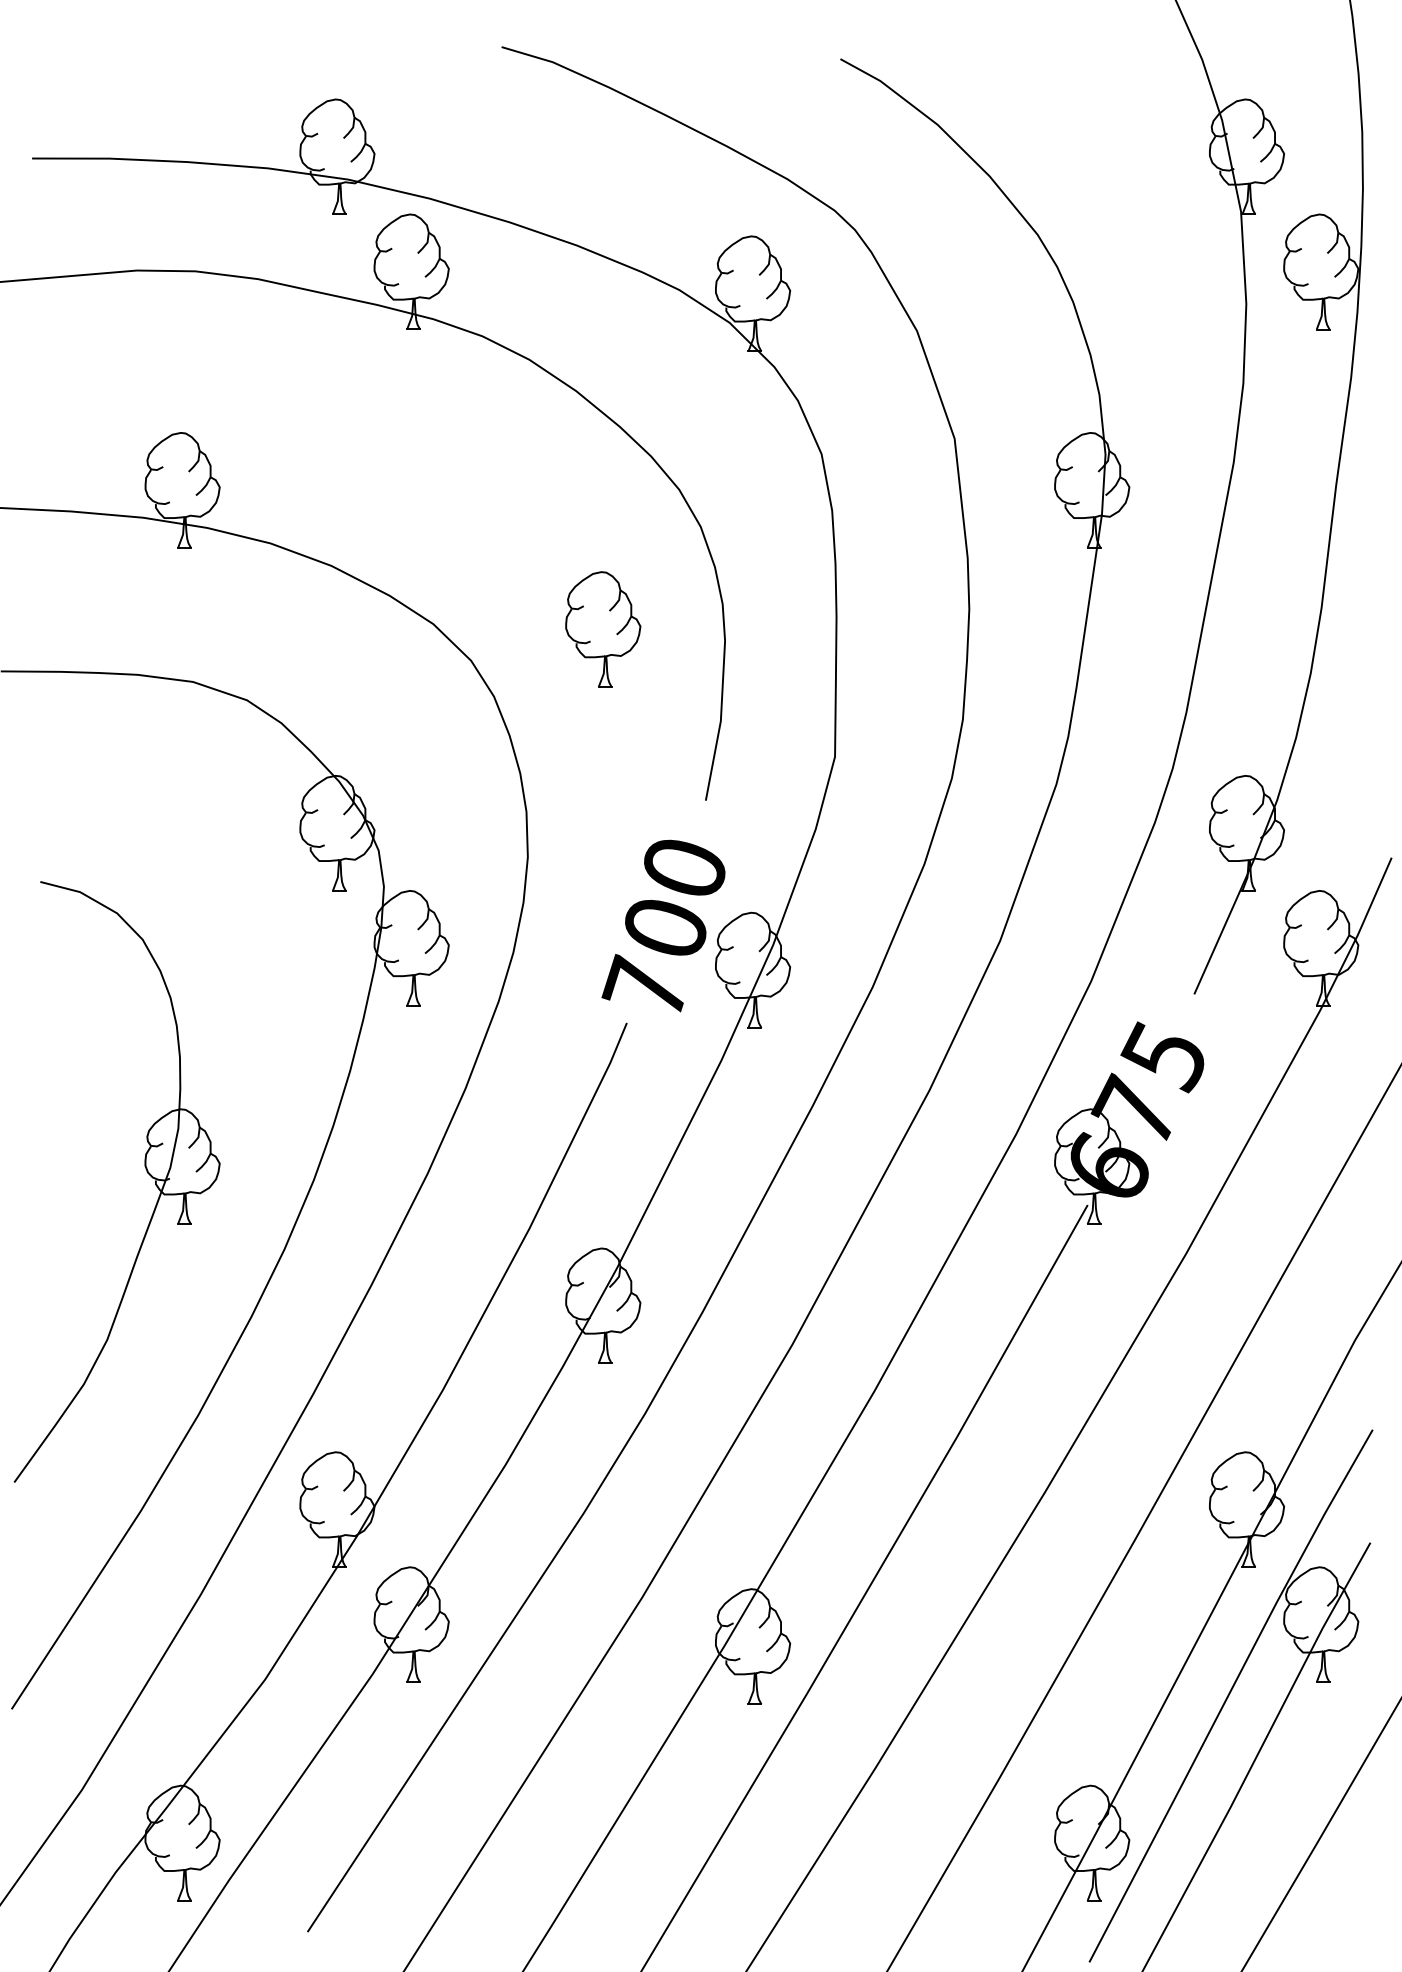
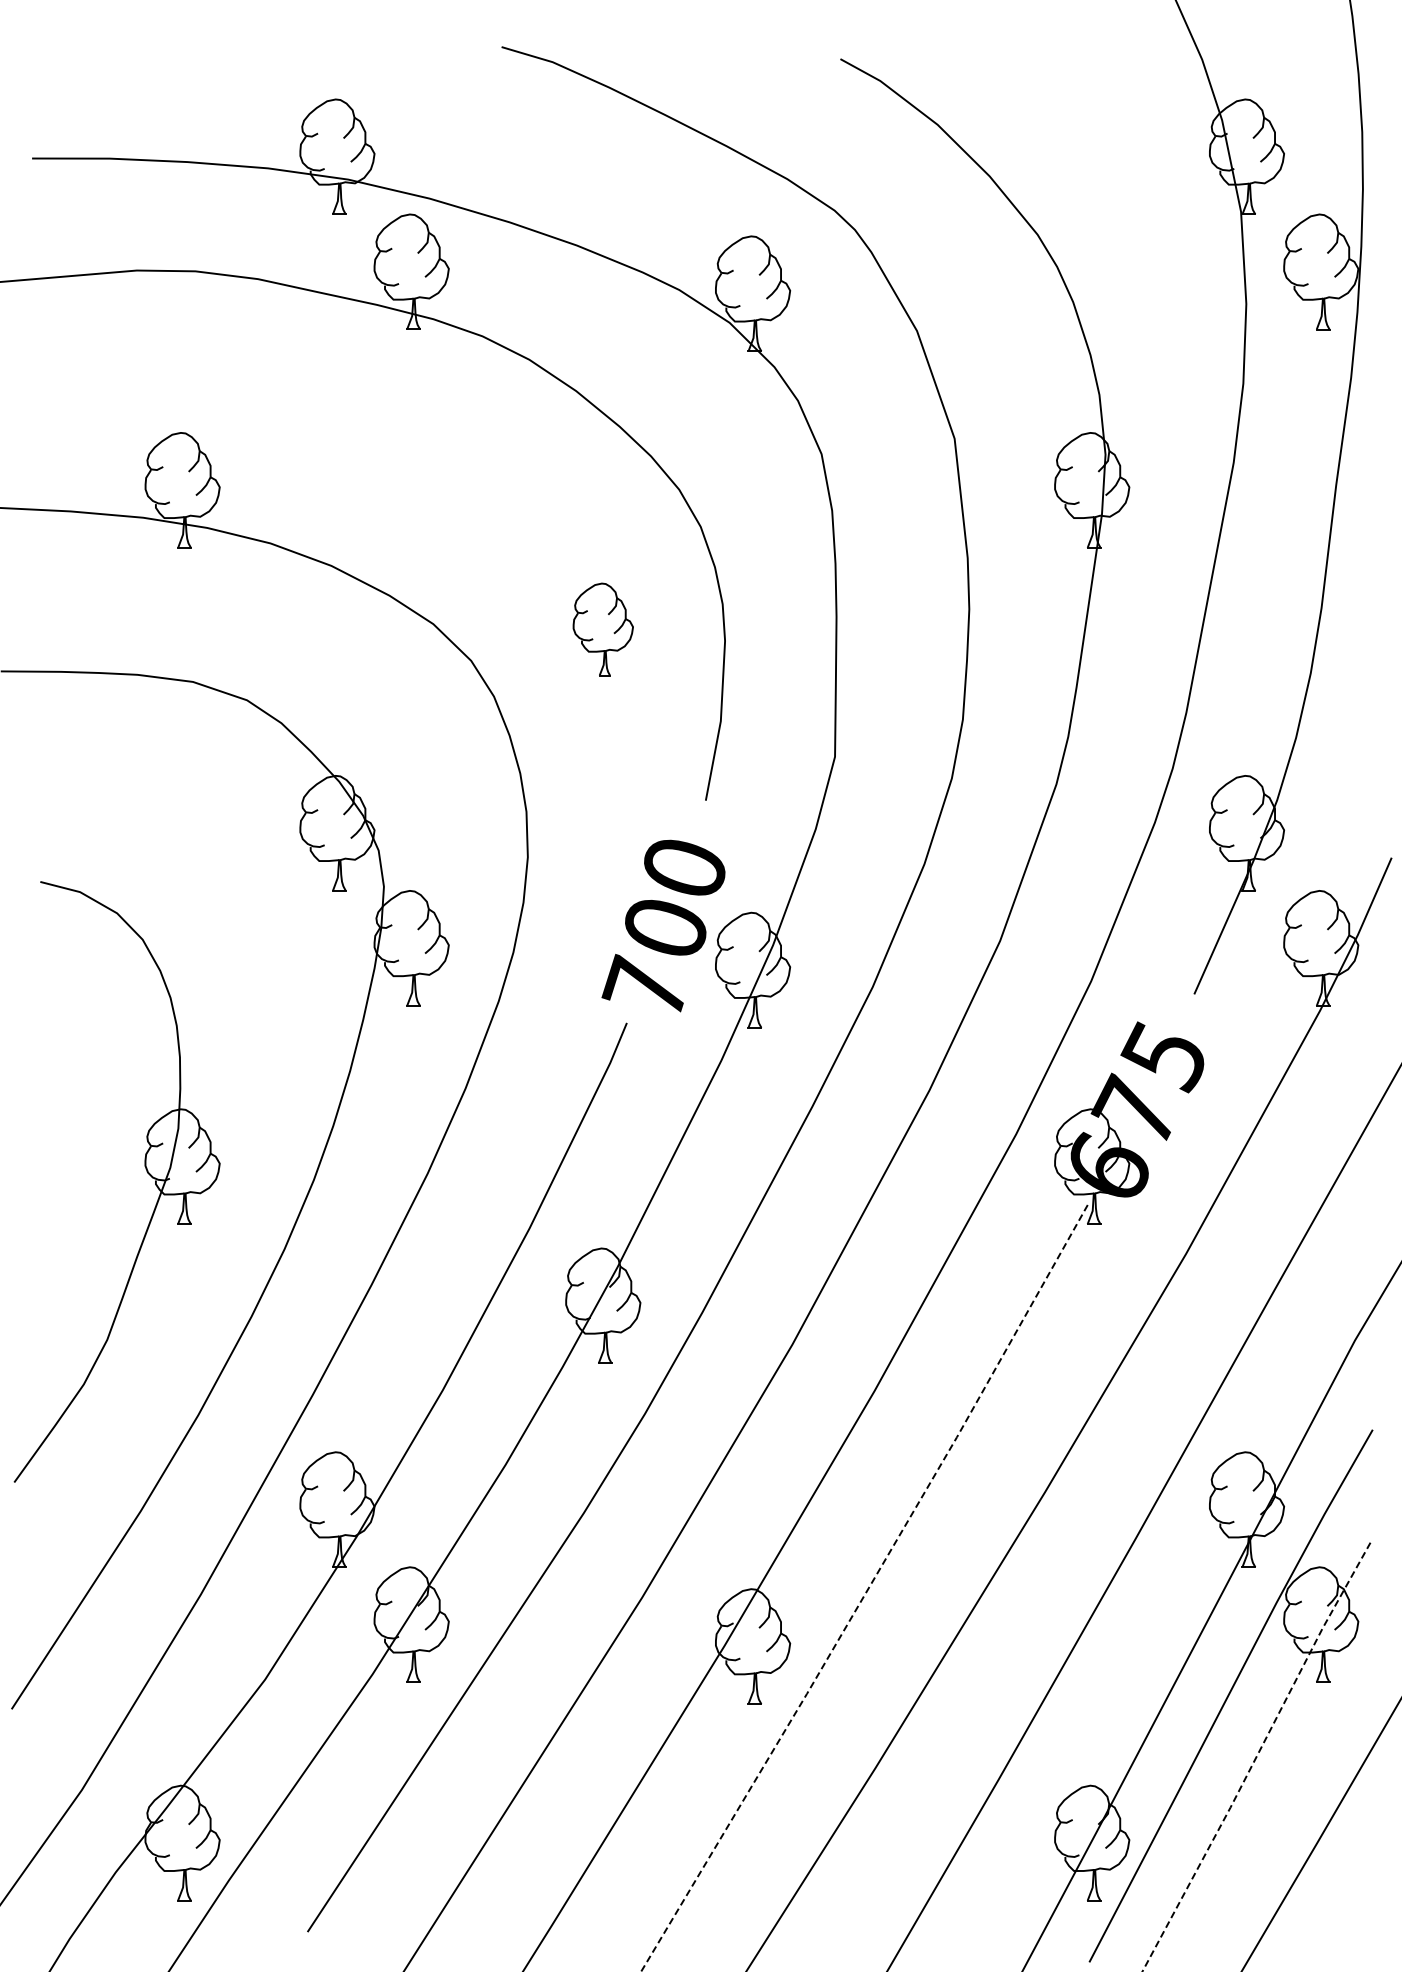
part size: 77x117 px -> 62x95 px (602, 629)
line: solid -> dashed (867, 1589)
line: solid -> dashed (1256, 1757)
